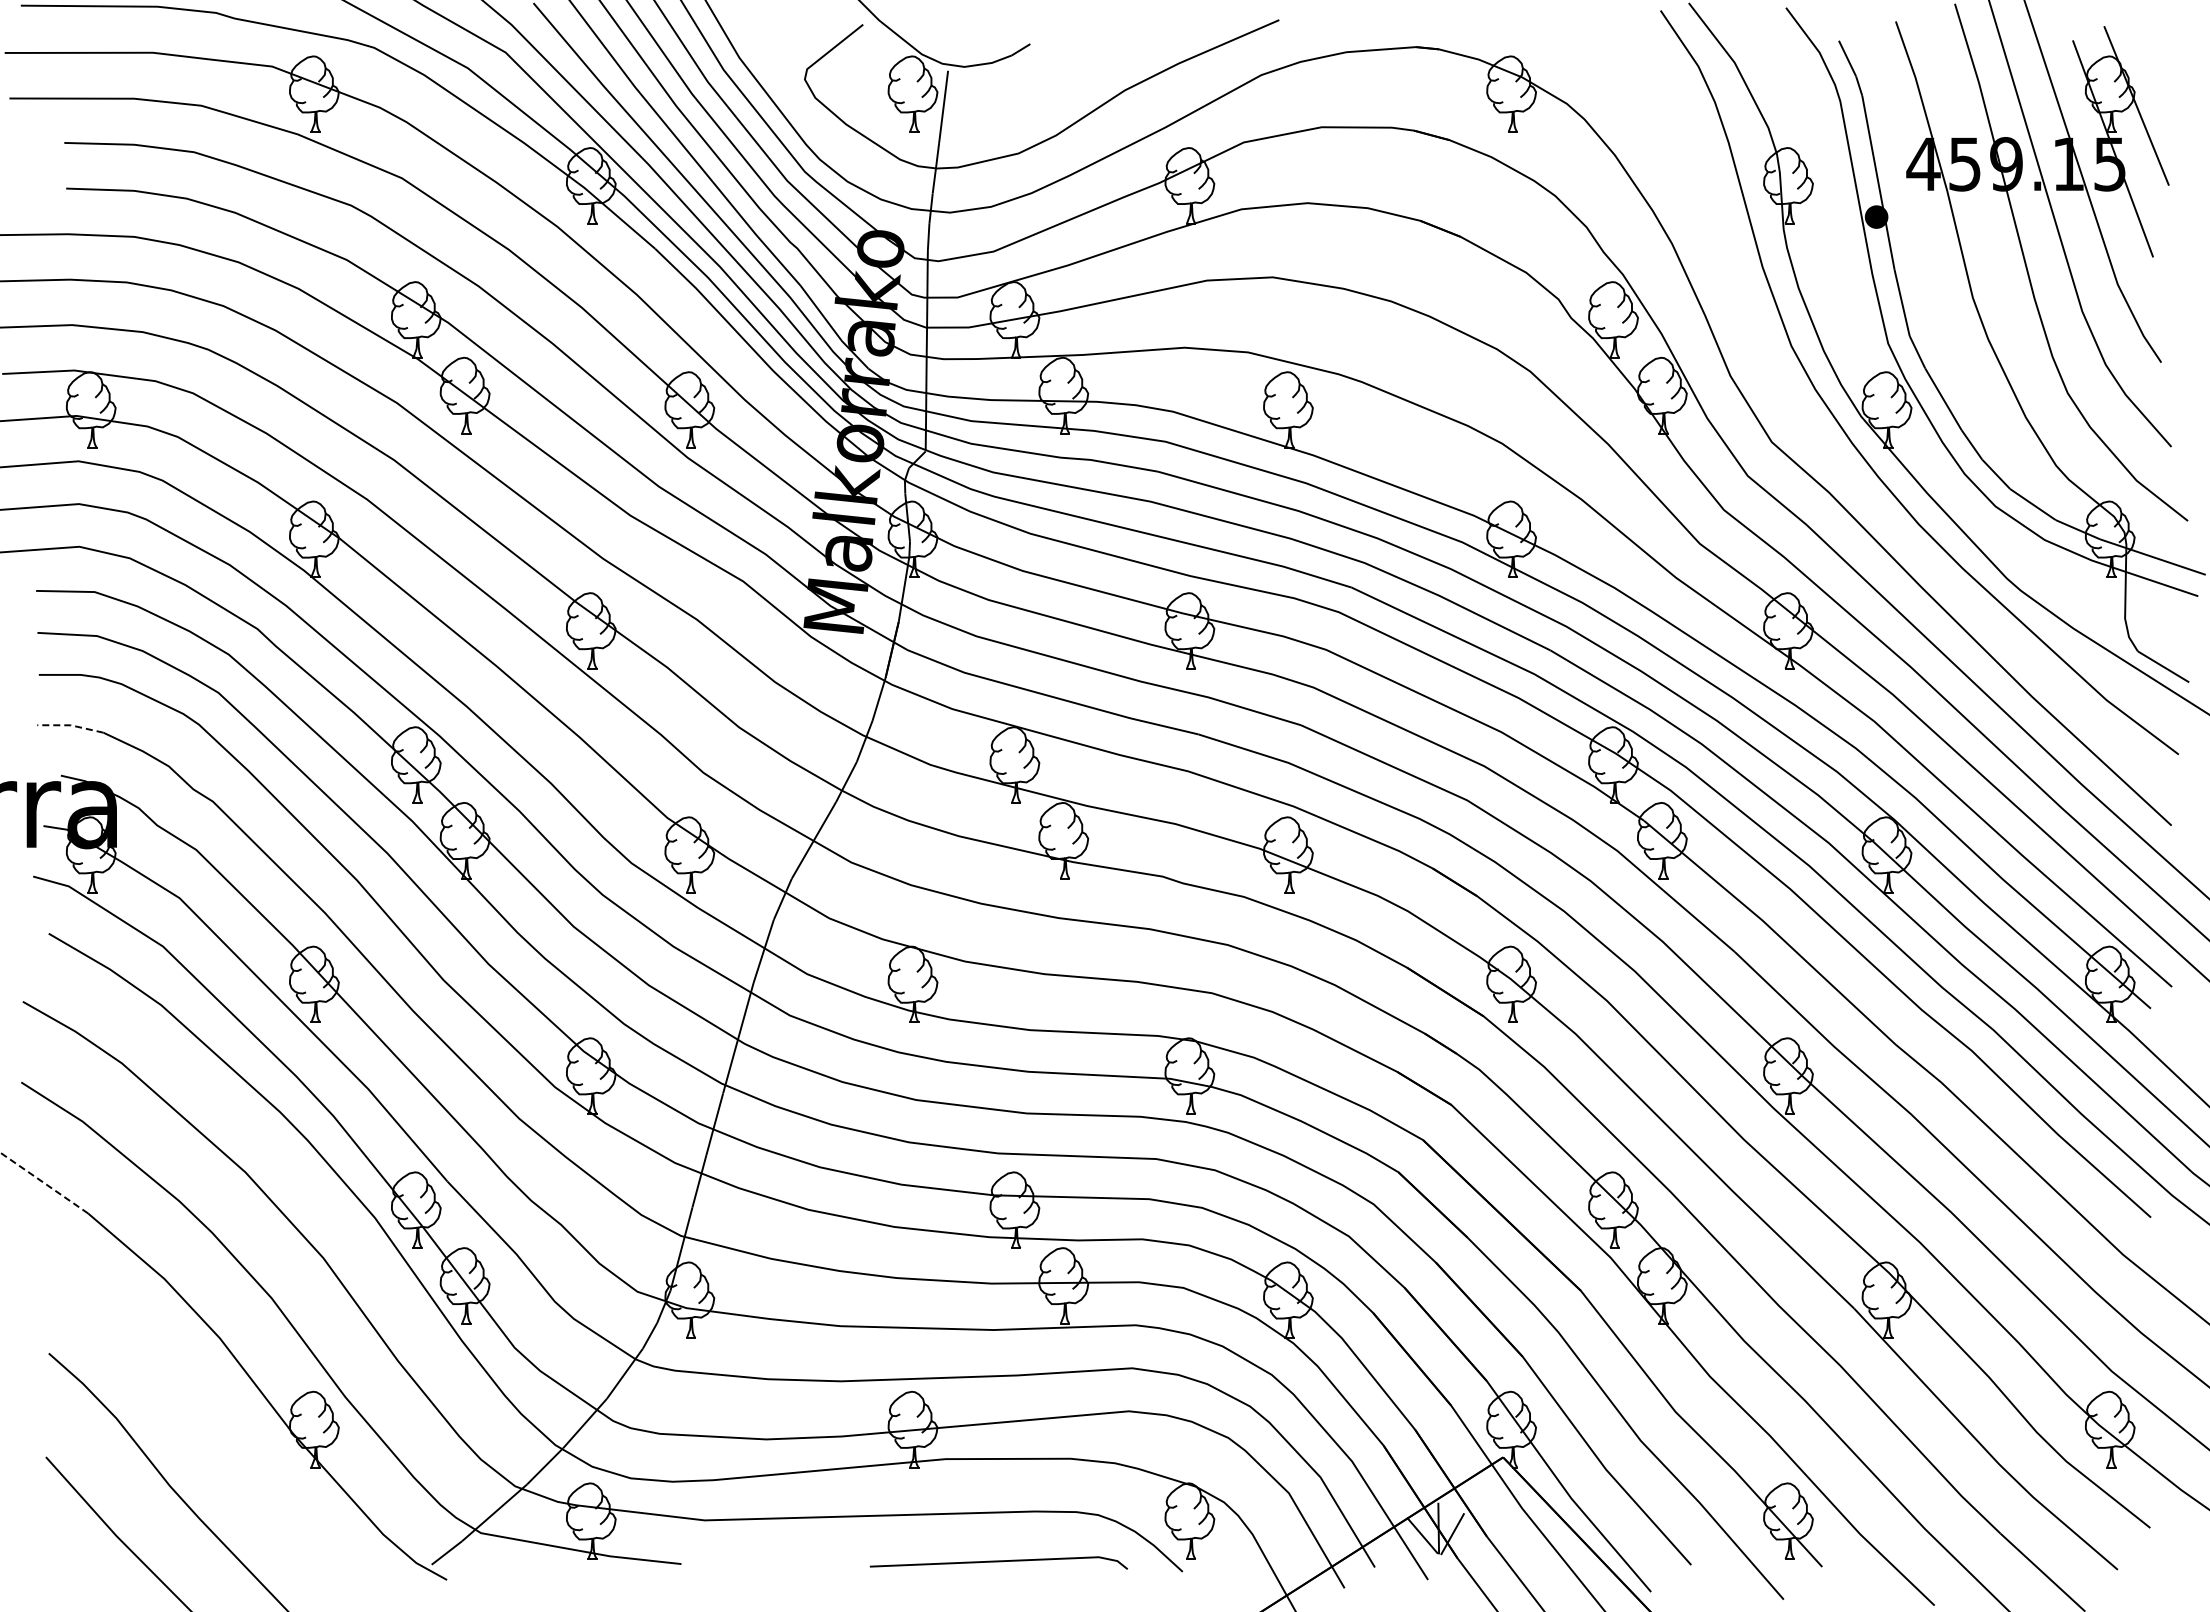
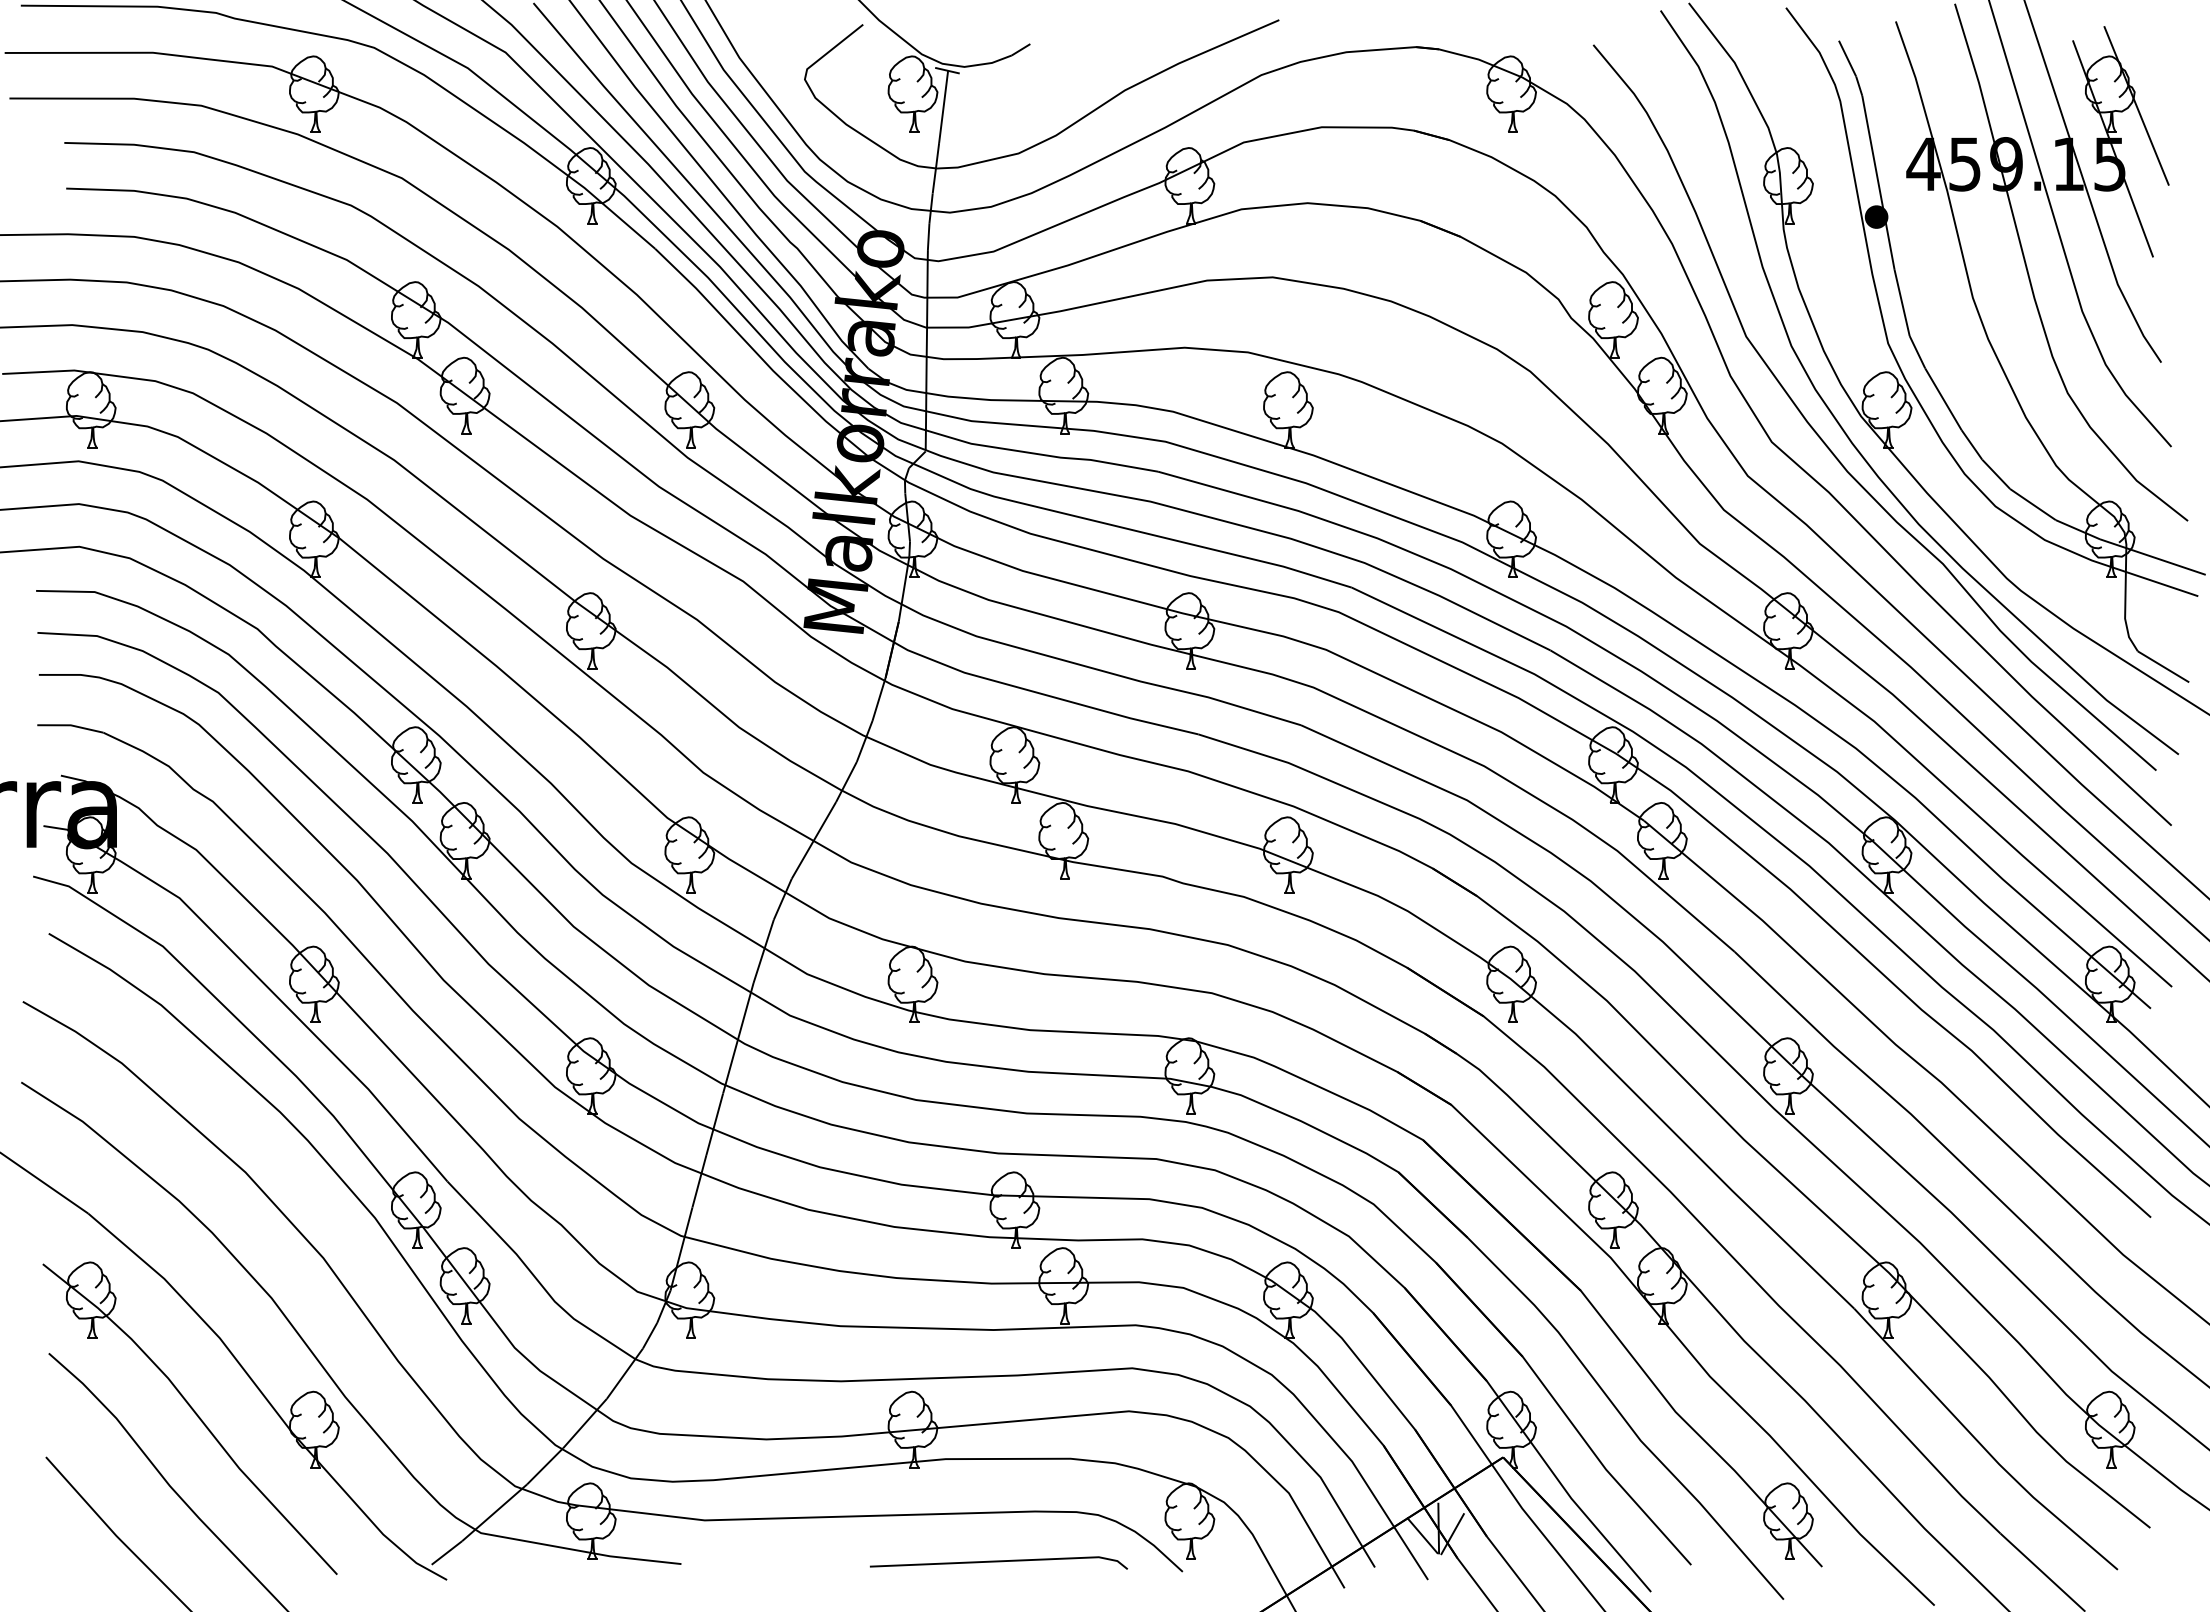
line: none -> present (947, 70)
curve: none -> present (1829, 447)
line: dashed -> solid (70, 725)
line: dashed -> solid (43, 1182)
part: none -> present (193, 1412)
